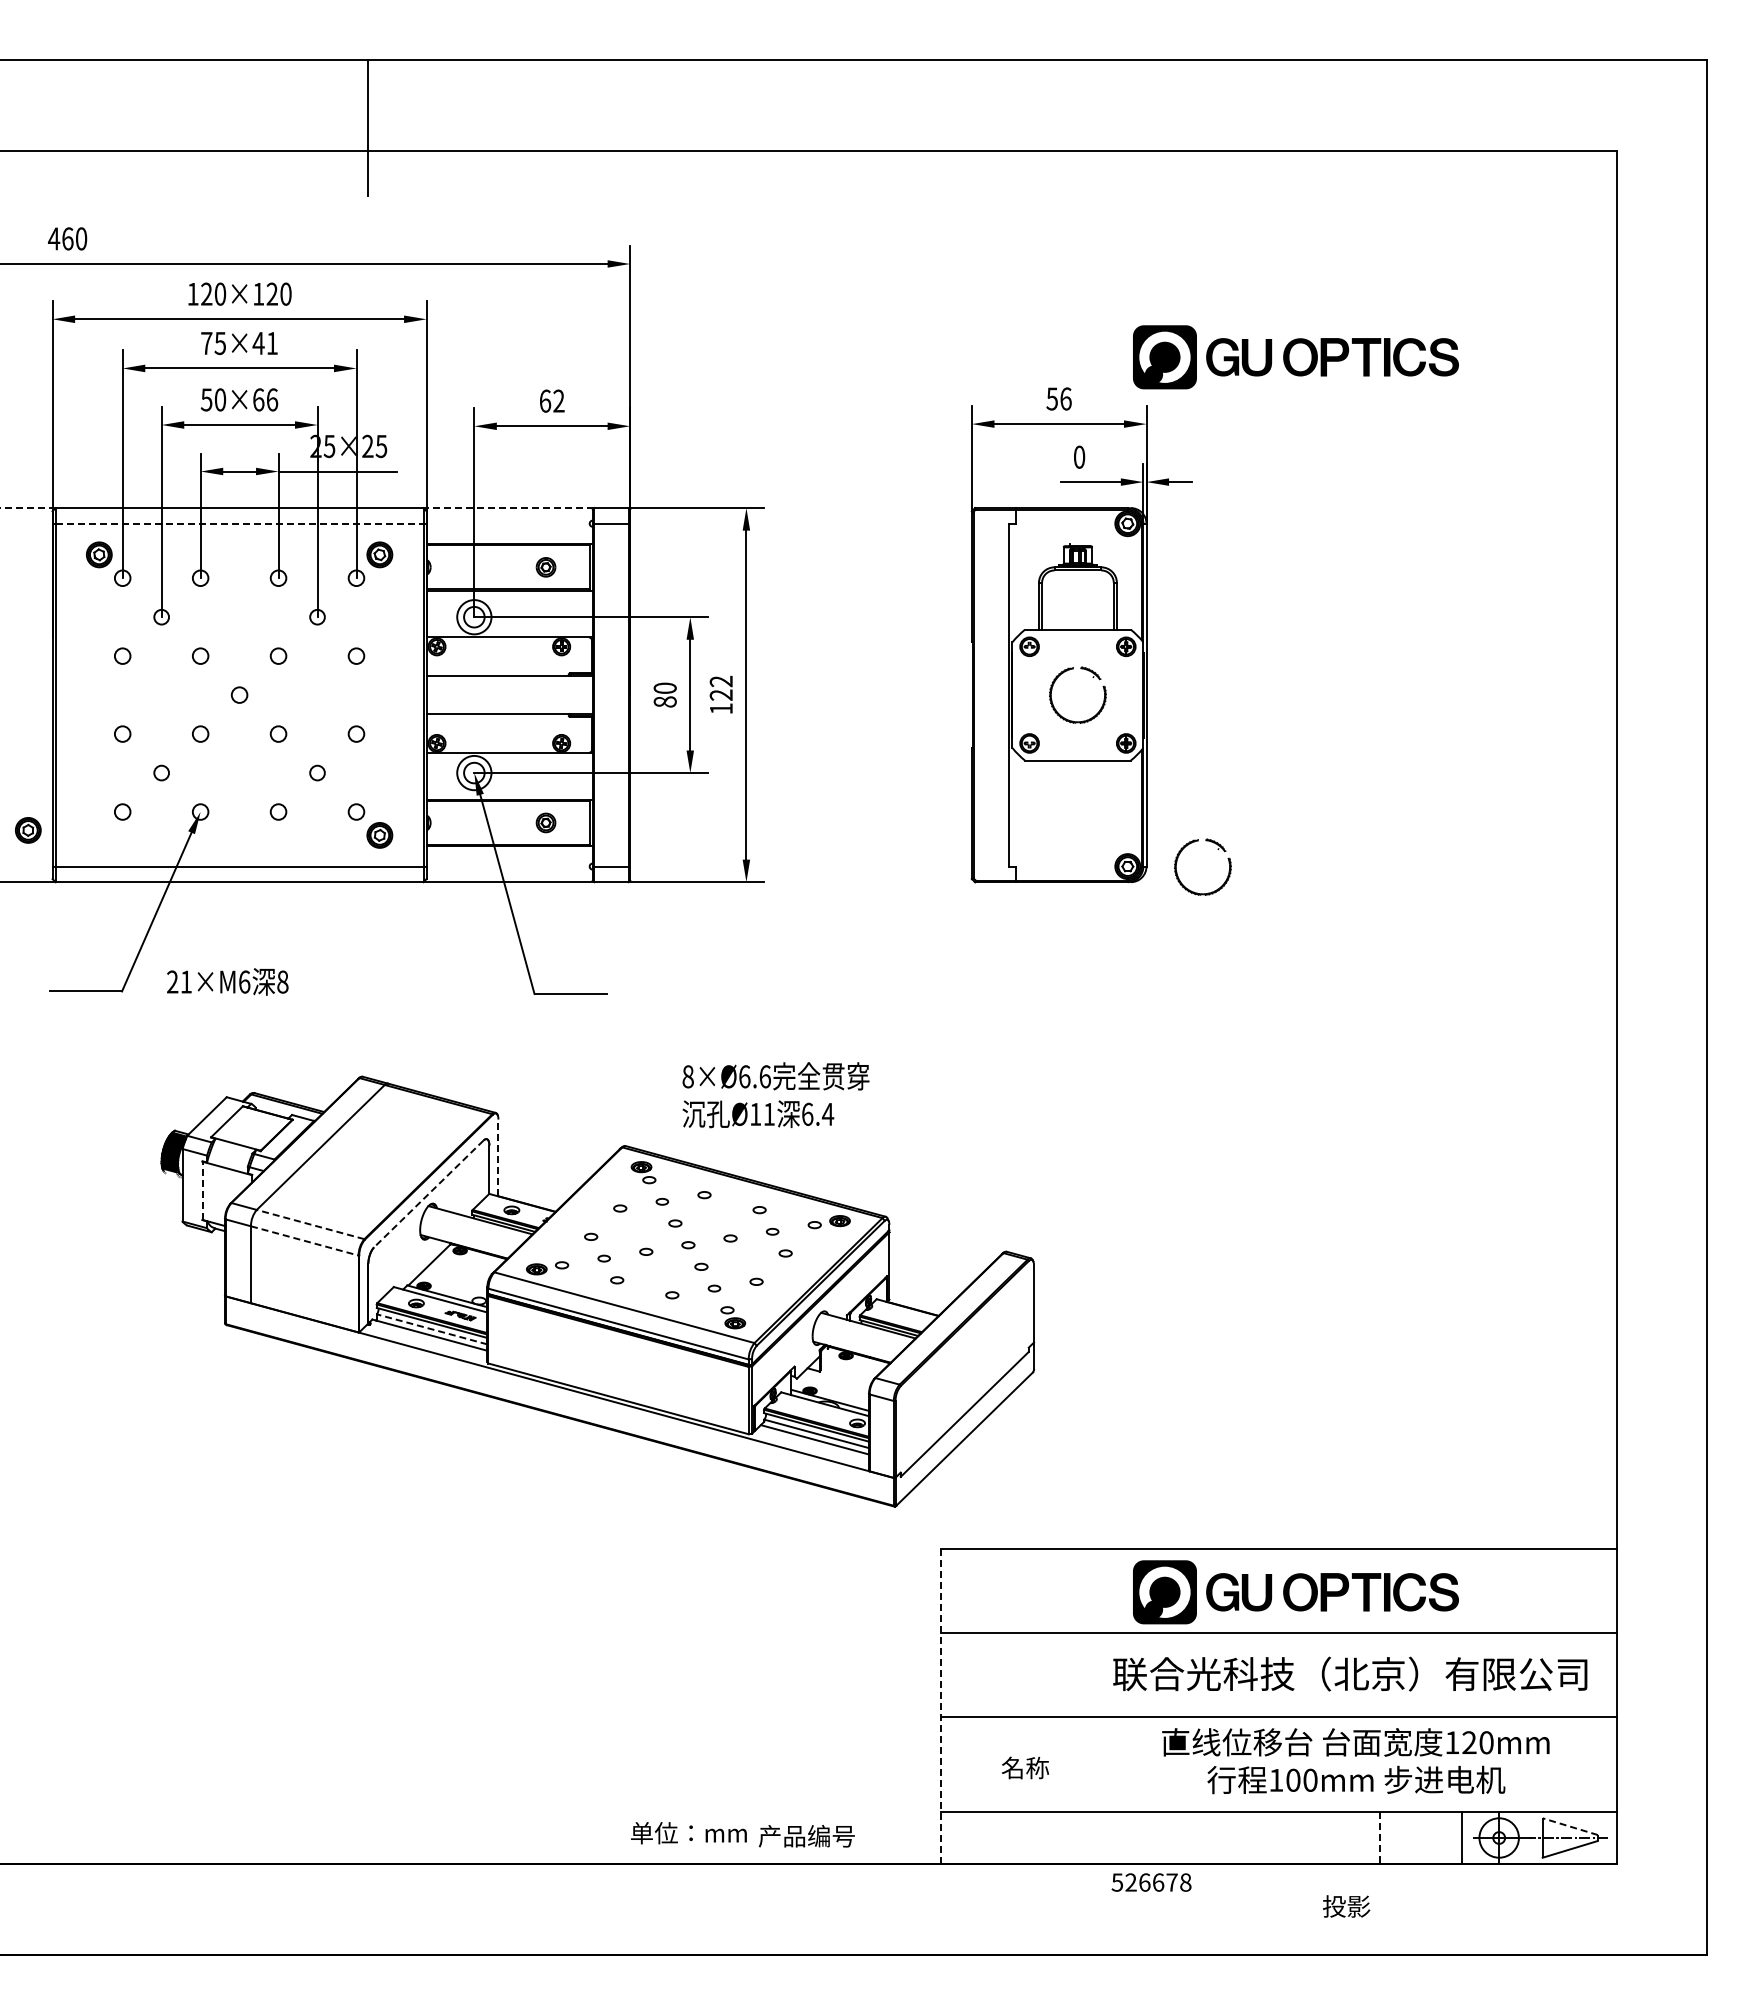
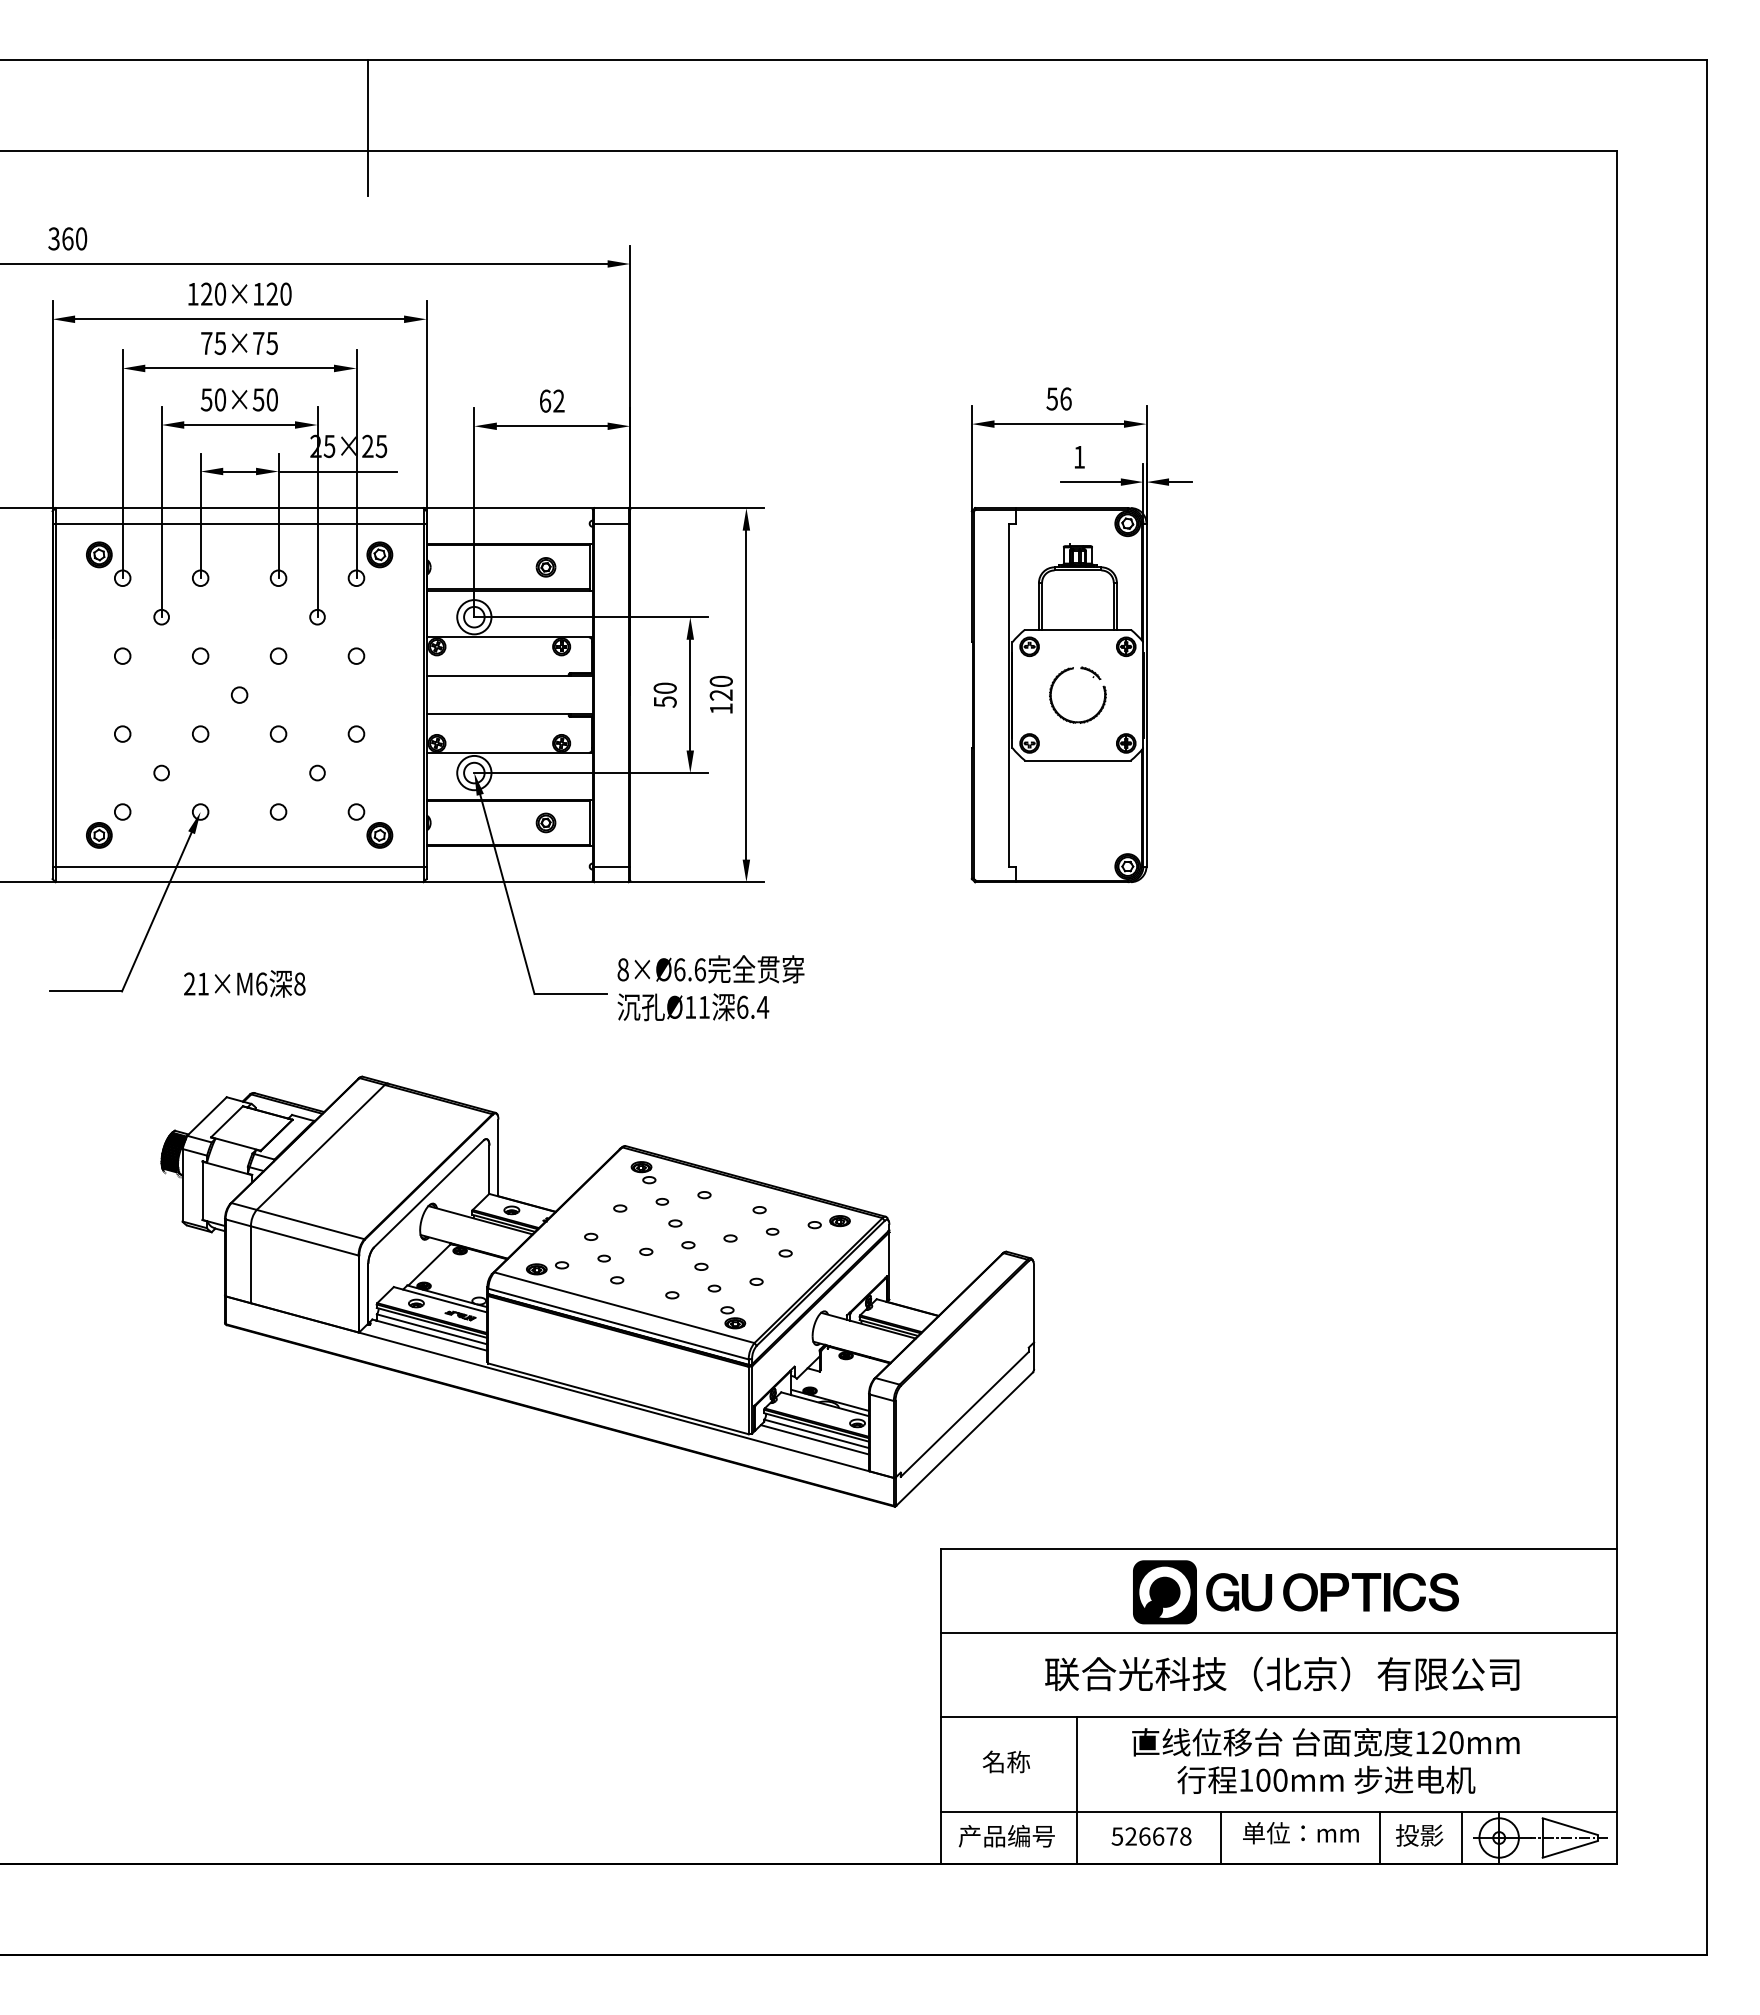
text: 460 -> 360 (54, 238)
text: 75×41 -> 75×75 (264, 343)
part: present -> none (1295, 357)
text: ×66 -> ×50 (265, 399)
text: 0 -> 1 (1079, 456)
line: dashed -> solid (27, 508)
line: dashed -> solid (508, 508)
line: dashed -> solid (239, 523)
text: 122 -> 120 (720, 681)
text: 80 -> 50 (664, 701)
part position: (28, 830) -> (99, 835) (99, 835)
part: present -> none (1217, 849)
text position: (227, 981) -> (244, 983) (244, 983)
text position: (775, 1095) -> (710, 988) (710, 988)
line: dashed -> solid (498, 1157)
line: dashed -> solid (202, 1190)
line: dashed -> solid (428, 1194)
line: dashed -> solid (310, 1224)
line: dashed -> solid (304, 1240)
line: dashed -> solid (431, 1329)
text position: (1350, 1673) -> (1282, 1673) (1282, 1673)
line: dashed -> solid (940, 1706)
text position: (1355, 1761) -> (1325, 1761) (1325, 1761)
text position: (1024, 1767) -> (1005, 1761) (1005, 1761)
line: none -> present (1076, 1790)
line: dashed -> solid (1570, 1826)
text position: (688, 1833) -> (1300, 1833) (1300, 1833)
text position: (806, 1836) -> (1006, 1836) (1006, 1836)
line: none -> present (1220, 1837)
line: dashed -> solid (1379, 1838)
text position: (1151, 1882) -> (1151, 1836) (1151, 1836)
text position: (1346, 1906) -> (1419, 1835) (1419, 1835)
